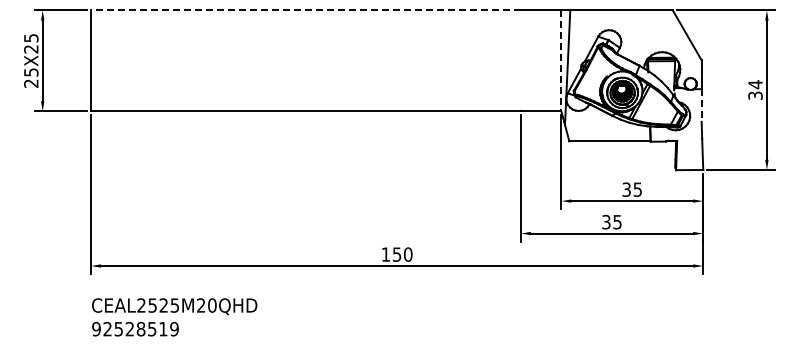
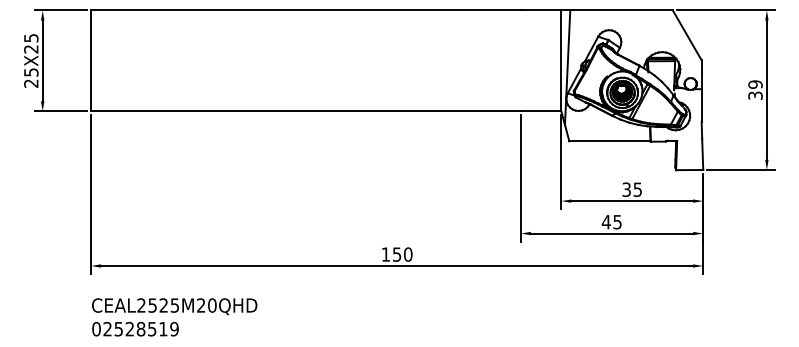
line: dashed -> solid (305, 10)
line: dashed -> solid (561, 61)
text: 34 -> 39 (755, 84)
line: dashed -> solid (701, 105)
text: 35 -> 45 (605, 221)
text: 92528519 -> 02528519 (96, 329)
